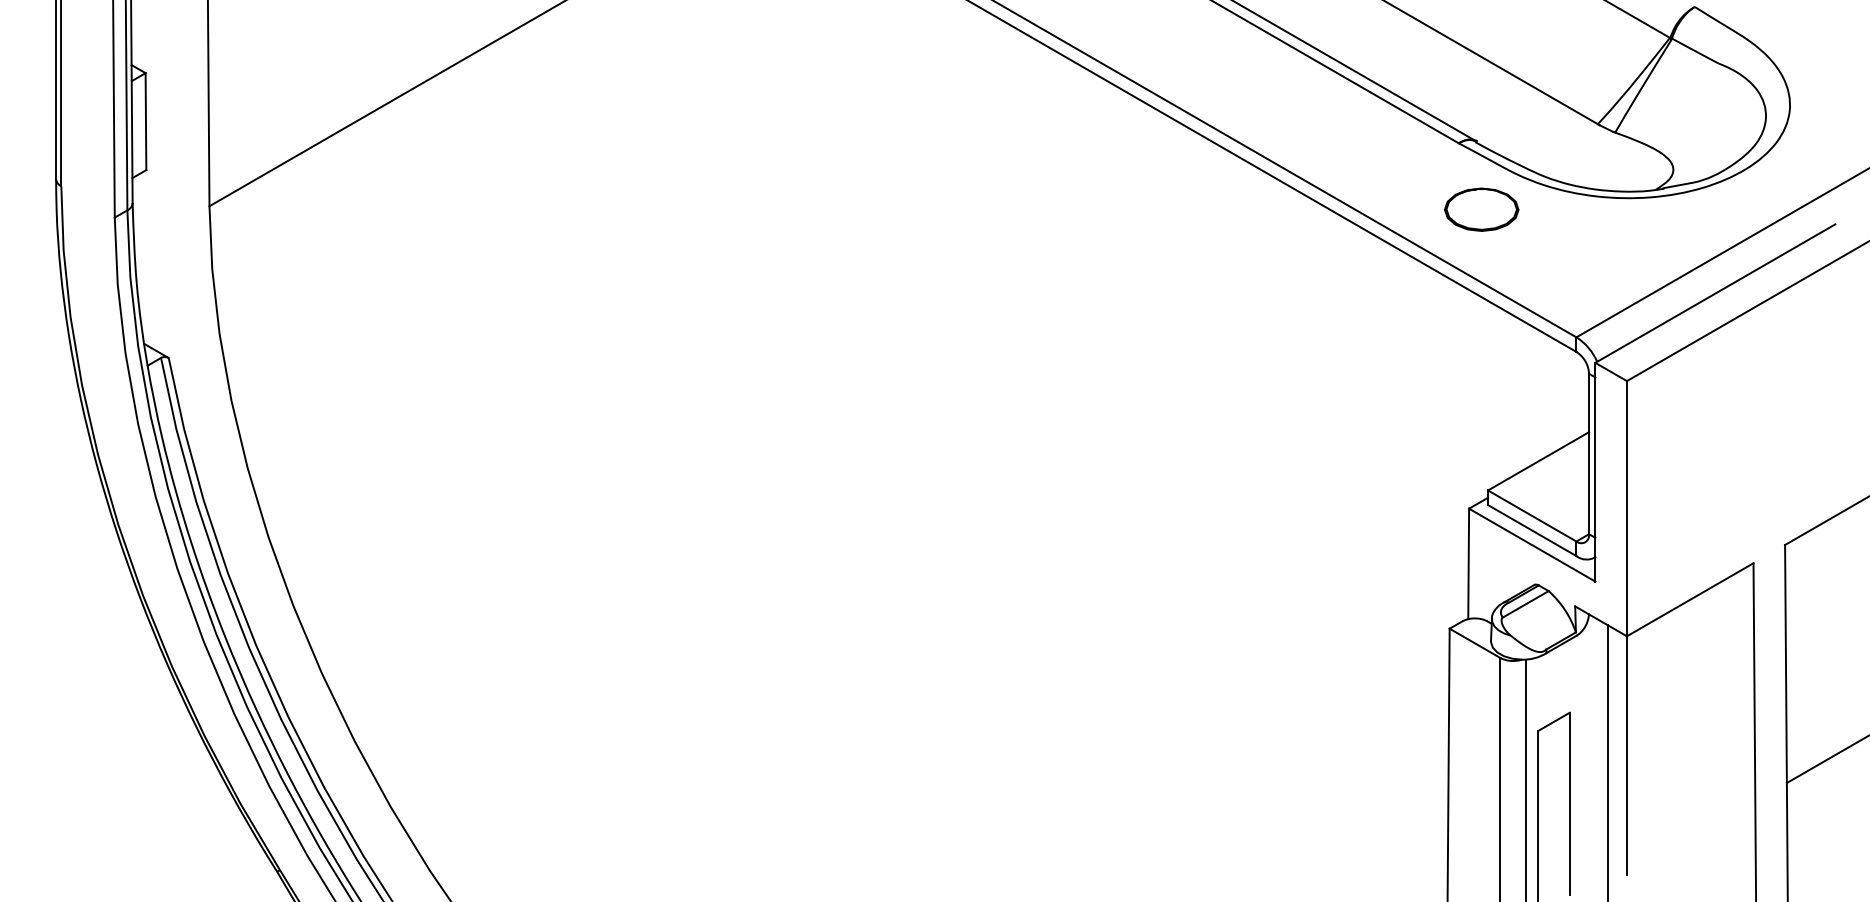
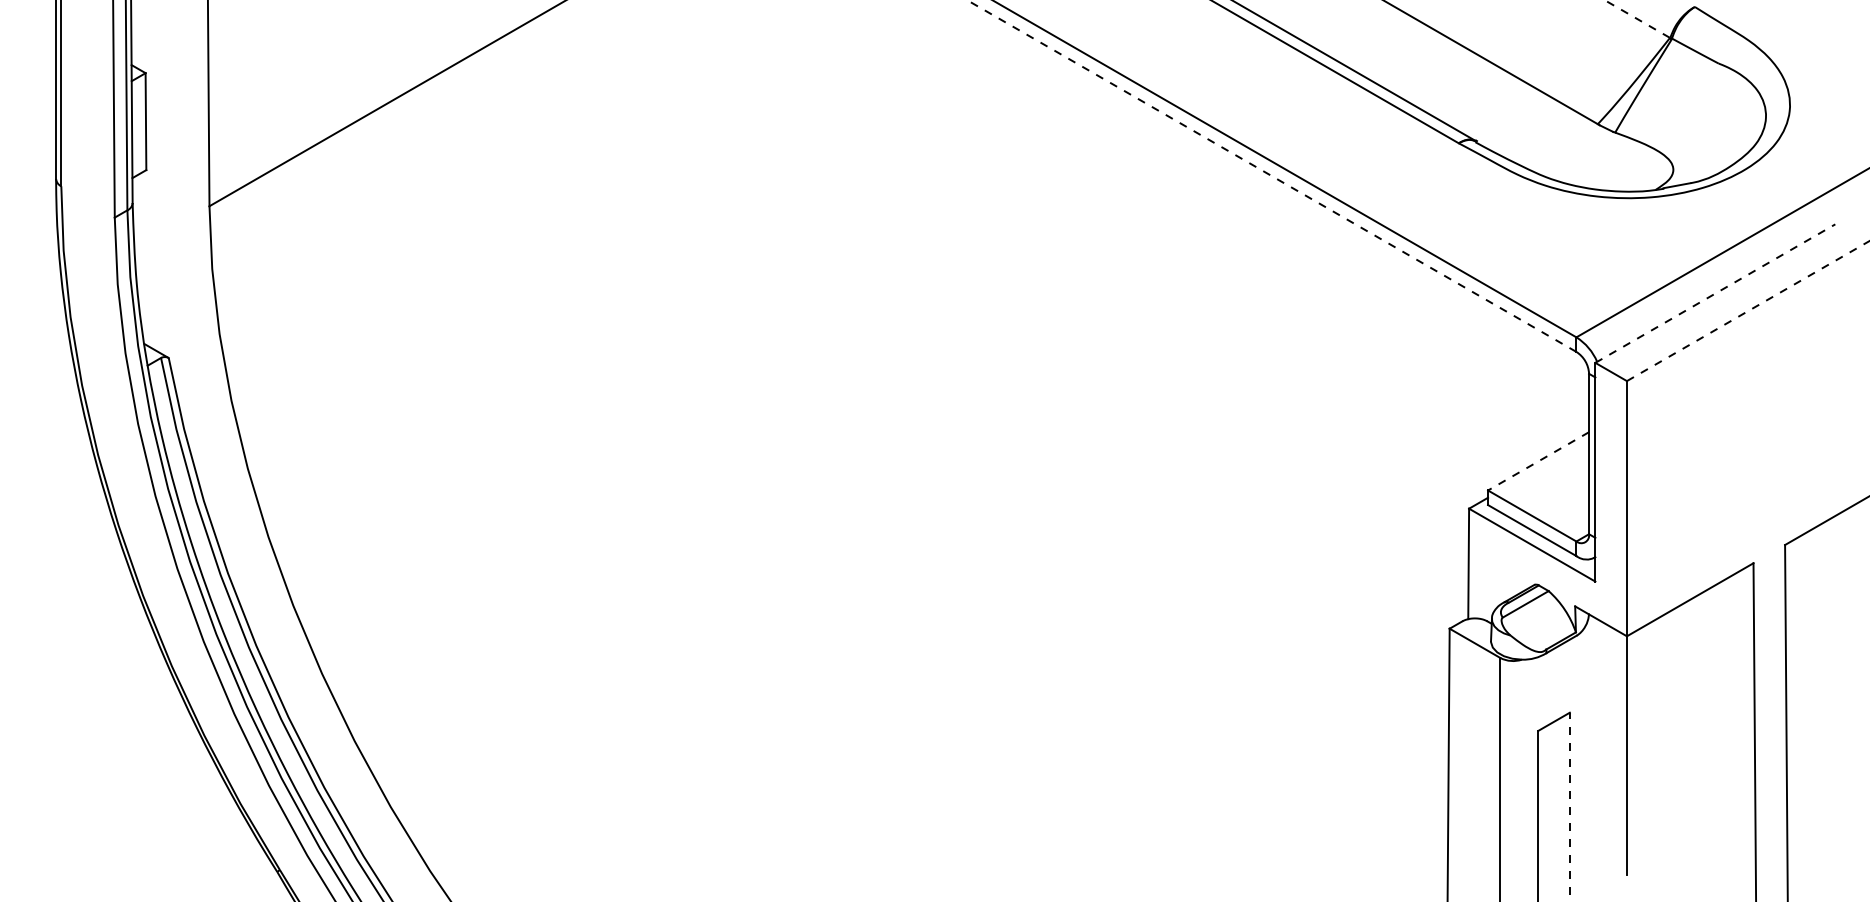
line: solid -> dashed (1637, 19)
line: solid -> dashed (1271, 175)
part: present -> none (1481, 209)
line: solid -> dashed (1715, 293)
line: solid -> dashed (1748, 311)
line: solid -> dashed (1538, 461)
line: present -> none (1826, 760)
line: present -> none (1607, 761)
line: present -> none (1525, 778)
line: solid -> dashed (1569, 803)
